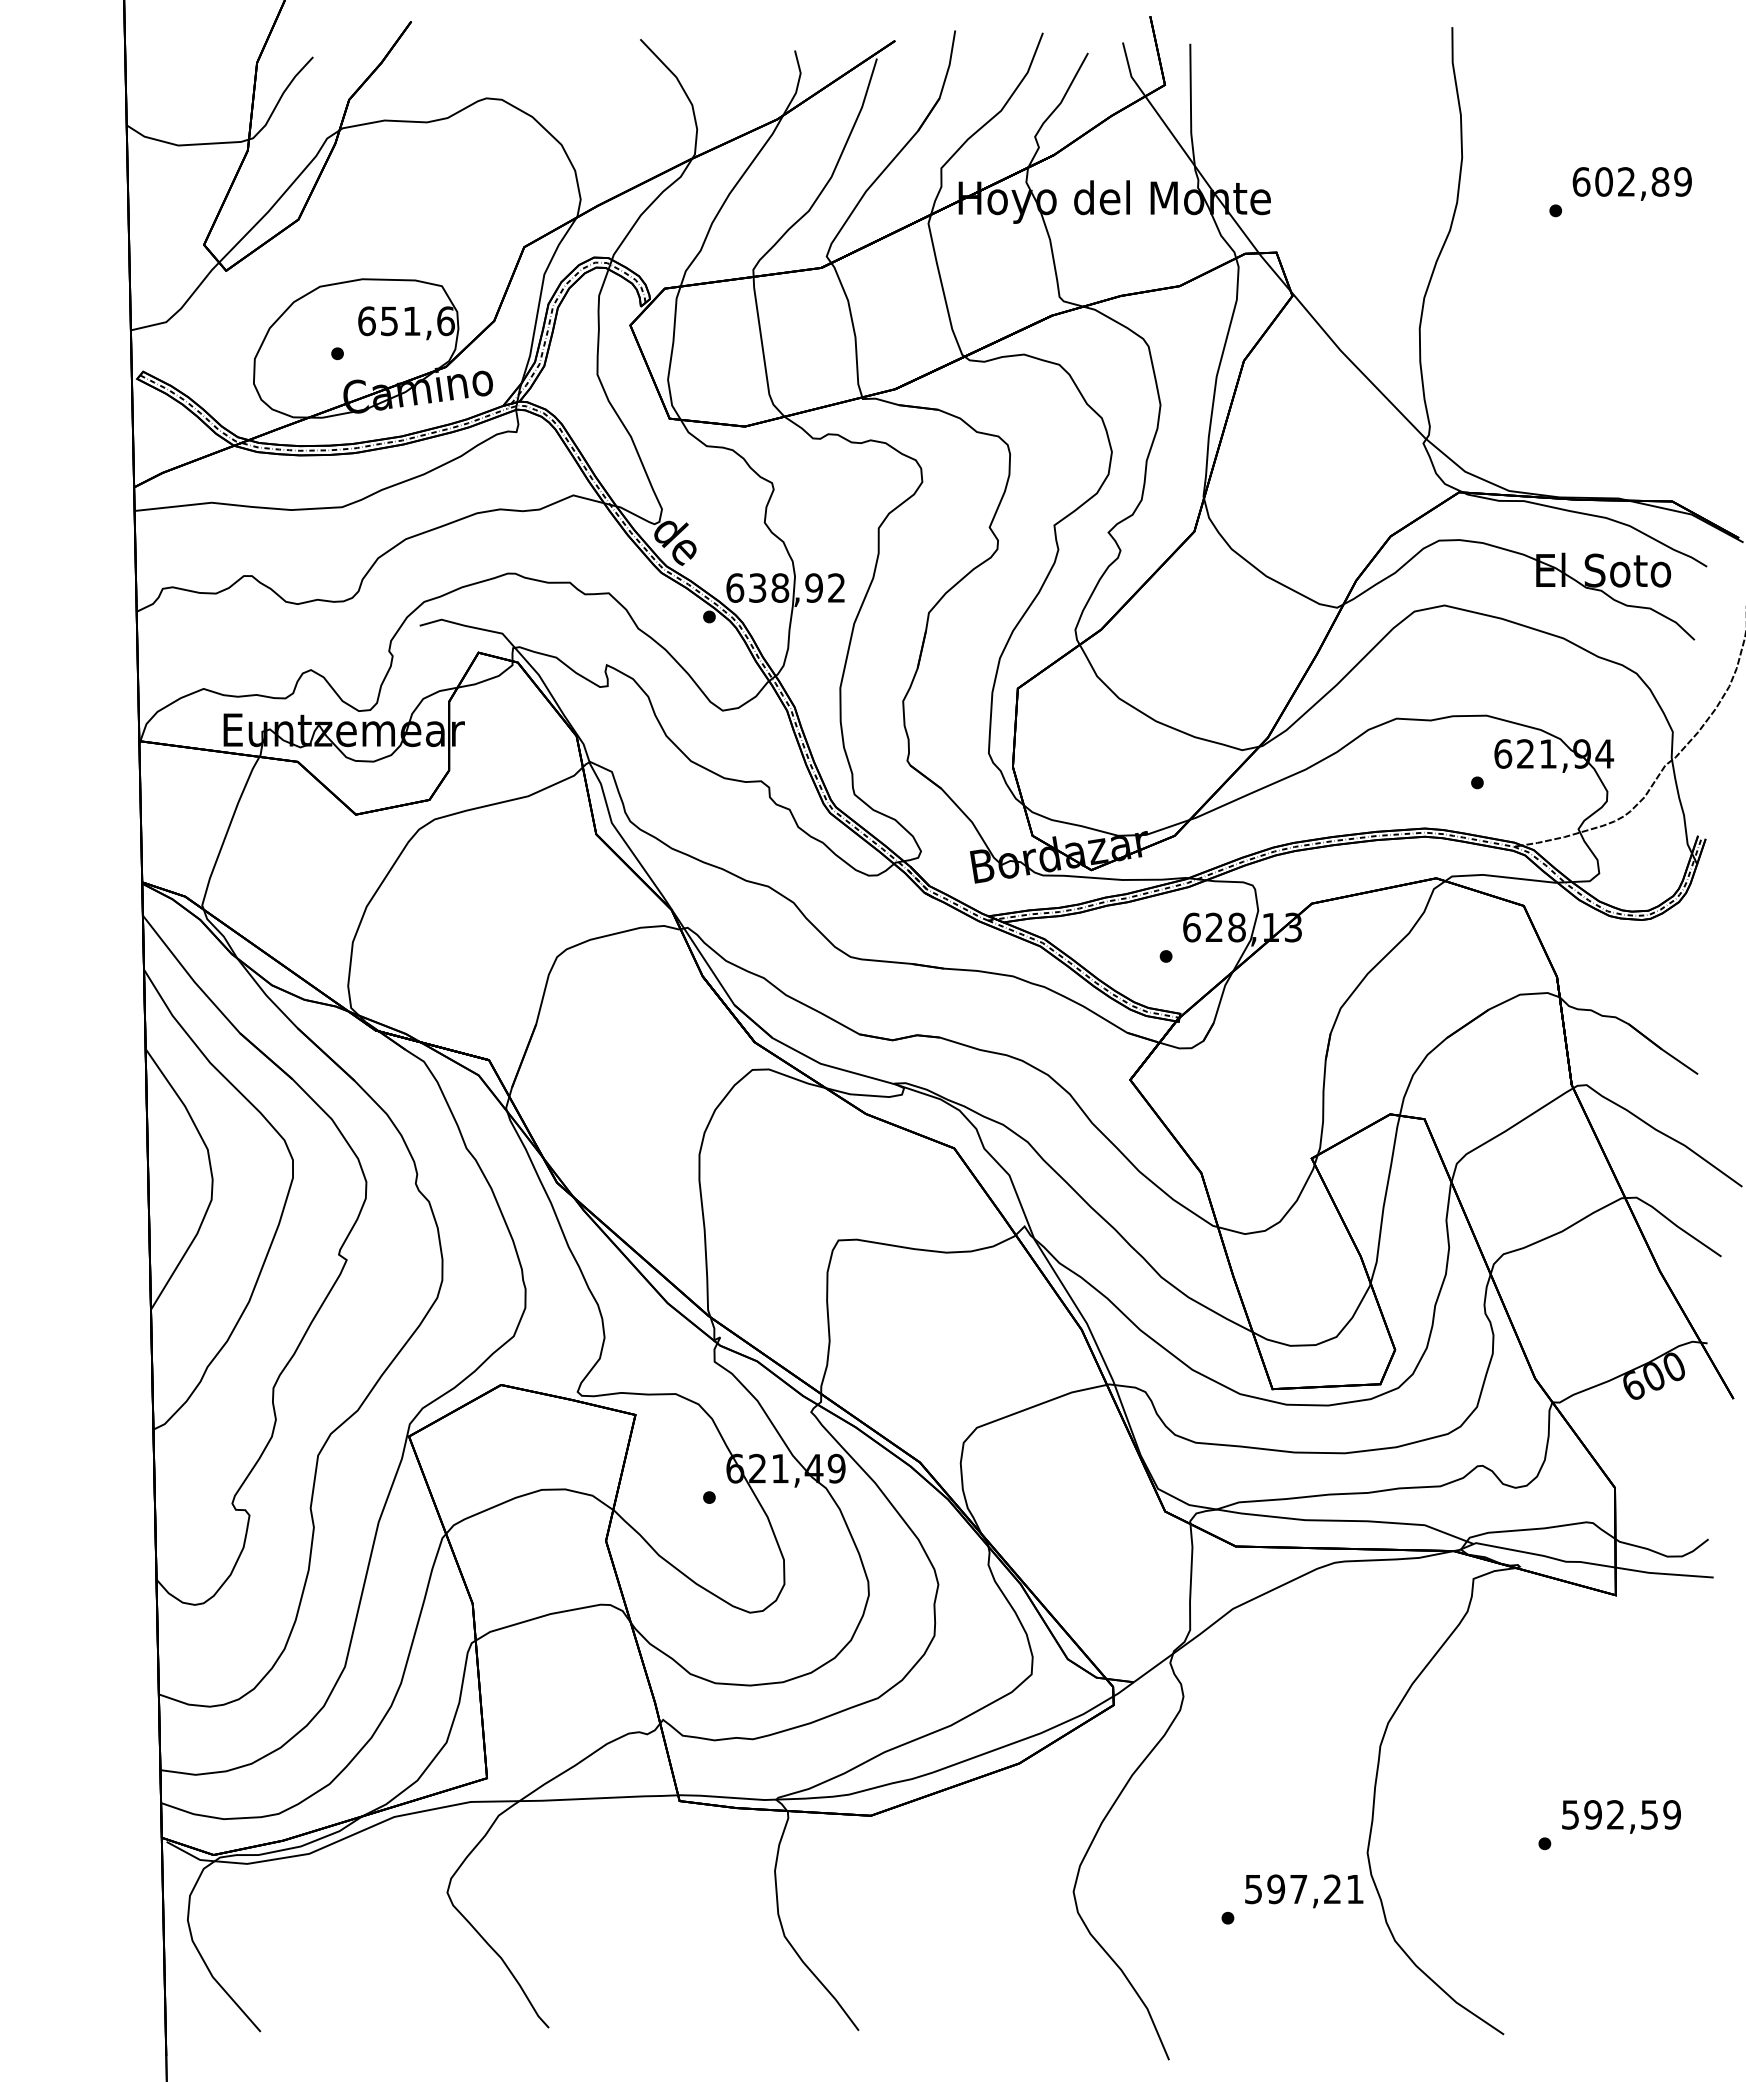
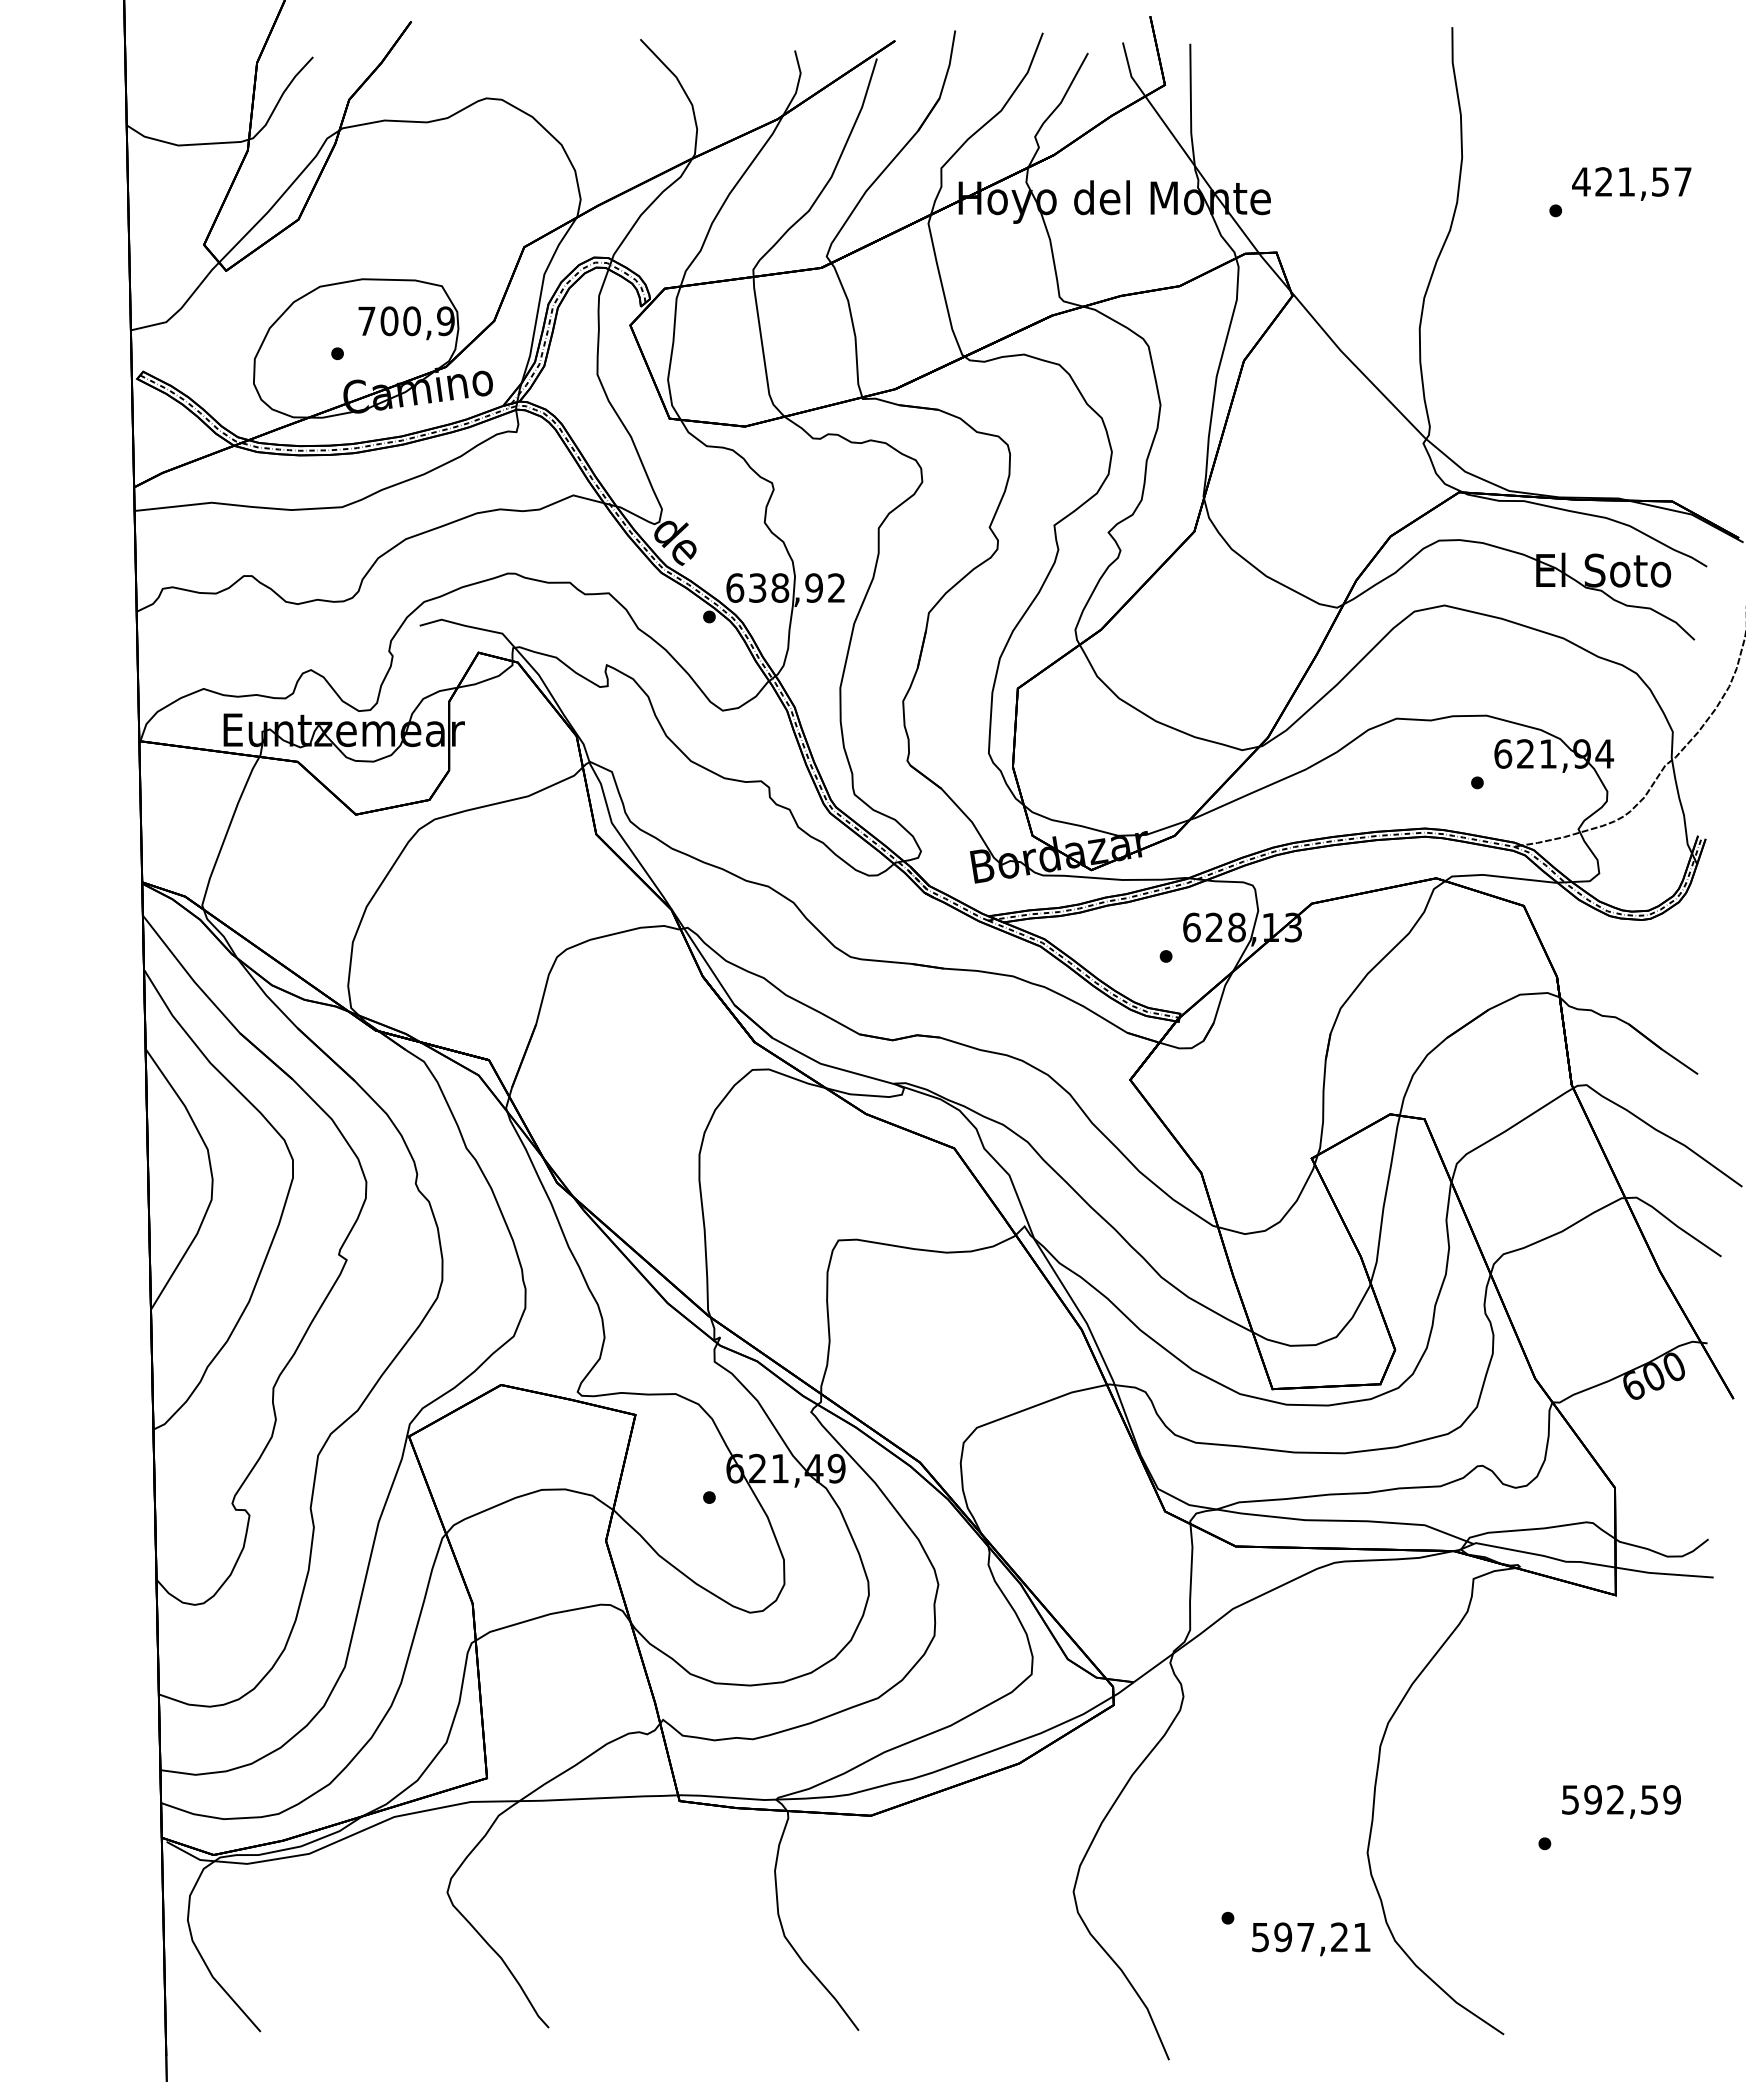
text: 602,89 -> 421,57 (1631, 181)
text: 651,6 -> 700,9 (406, 321)
text position: (1621, 1816) -> (1621, 1801) (1621, 1801)
text position: (1304, 1891) -> (1311, 1939) (1311, 1939)
